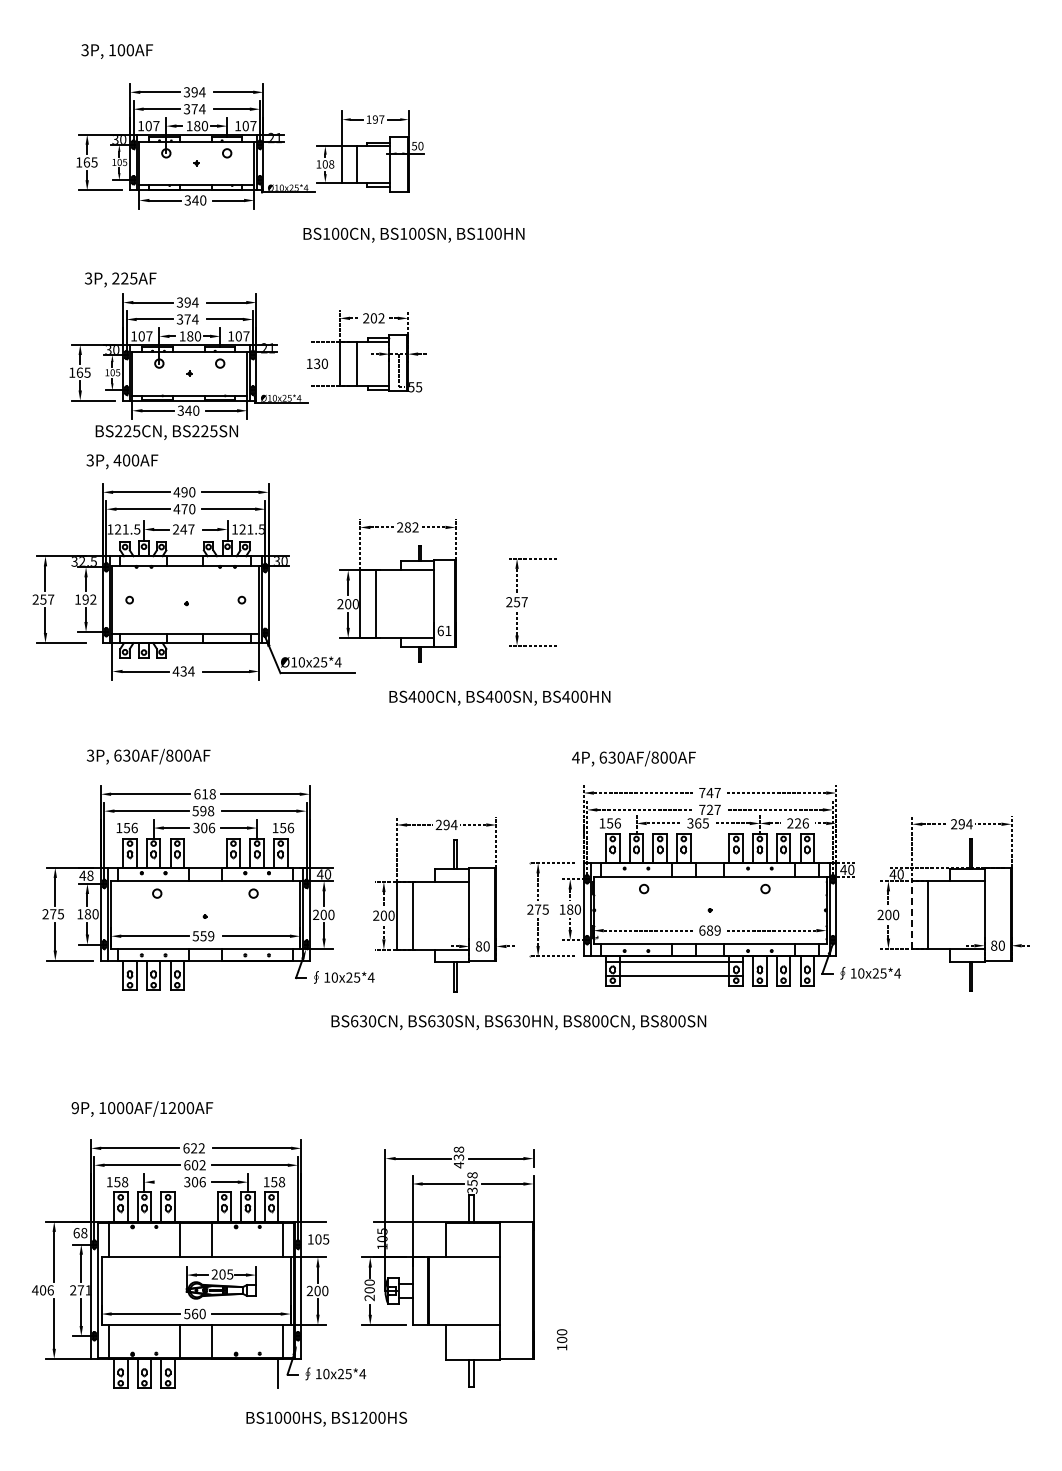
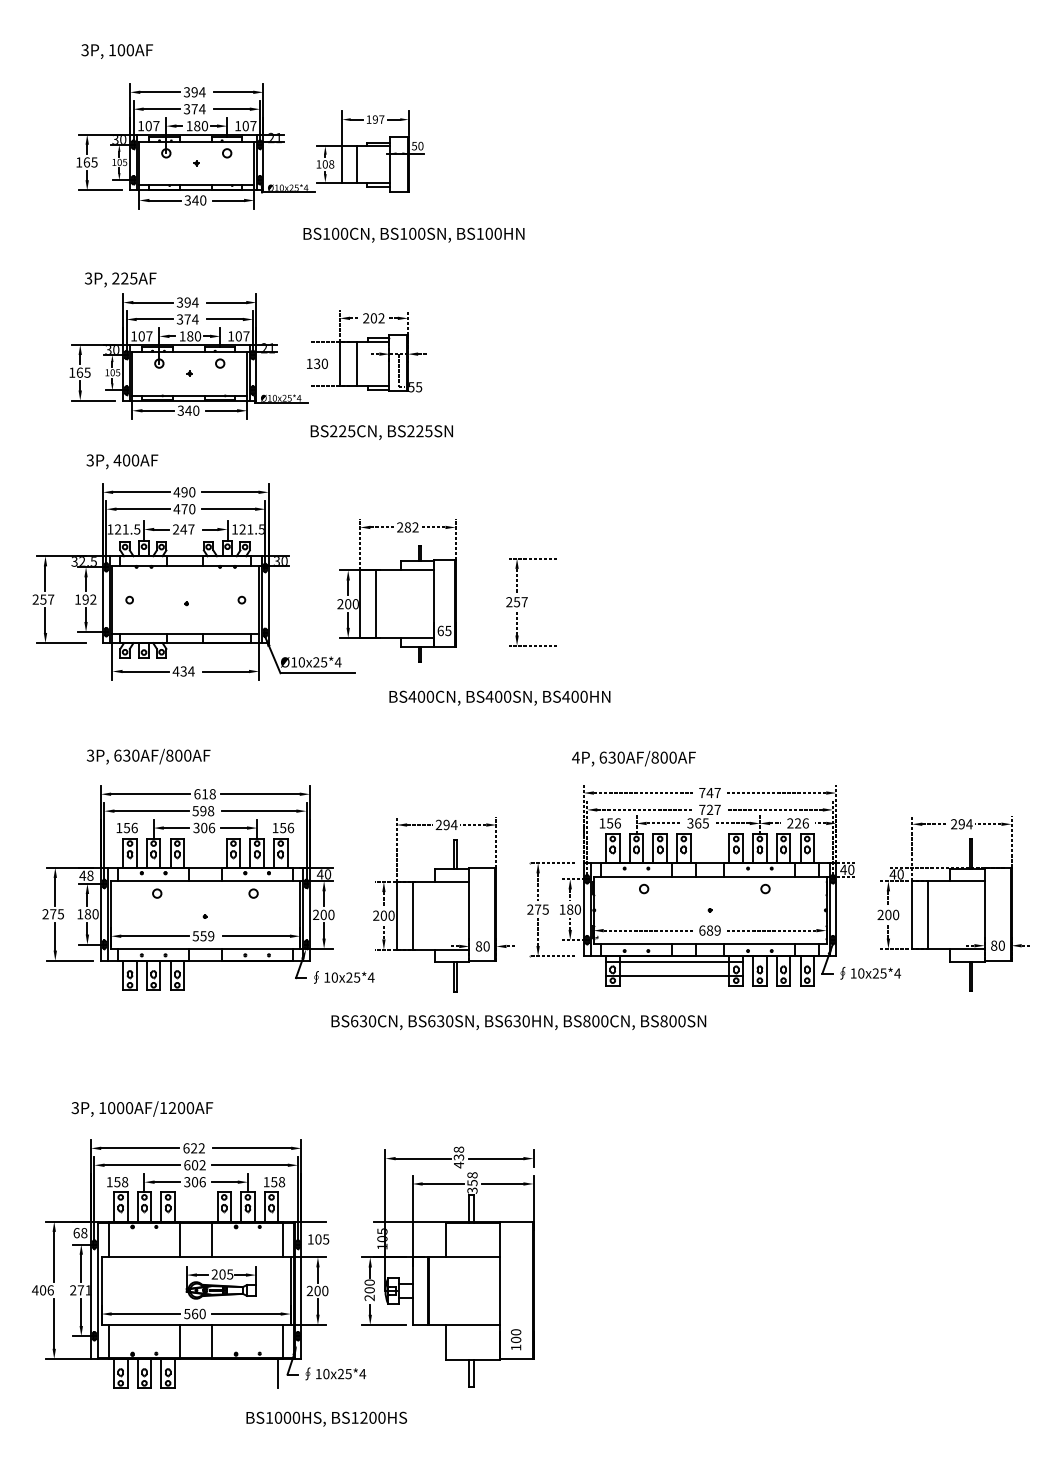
text position: (166, 432) -> (381, 432) (381, 432)
text: 61 -> 65 (448, 630)
line: dashed -> solid (912, 915)
text: 9P, -> 3P, (74, 1107)
line: none -> present (167, 1182)
text position: (562, 1339) -> (516, 1339) (516, 1339)
